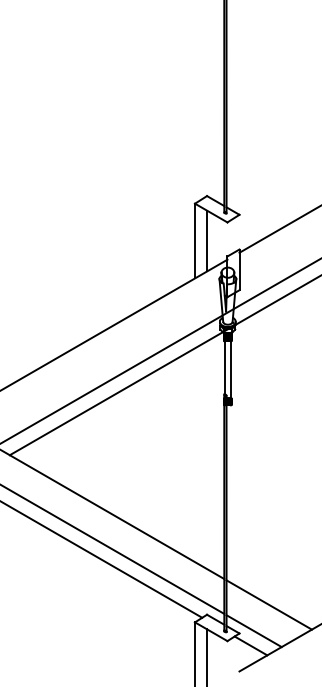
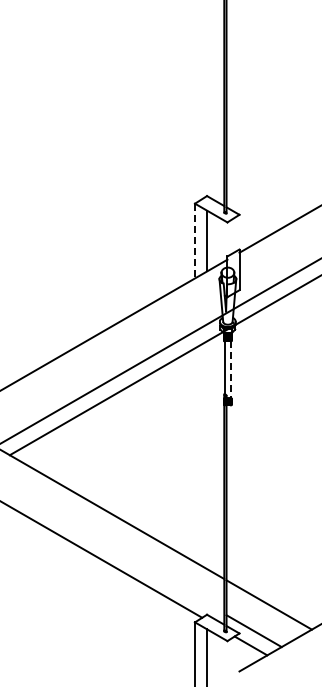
line: solid -> dashed (195, 241)
line: solid -> dashed (231, 370)
line: present -> none (113, 549)
